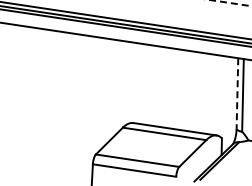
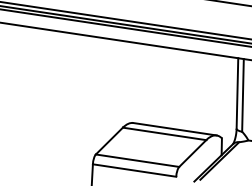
line: dashed -> solid (230, 3)
line: dashed -> solid (237, 93)
